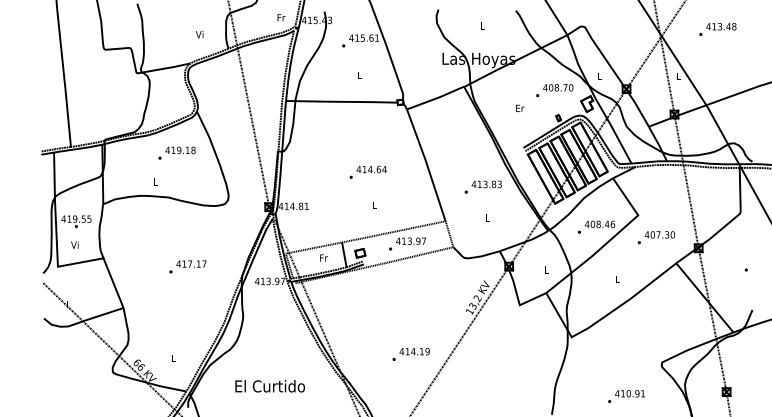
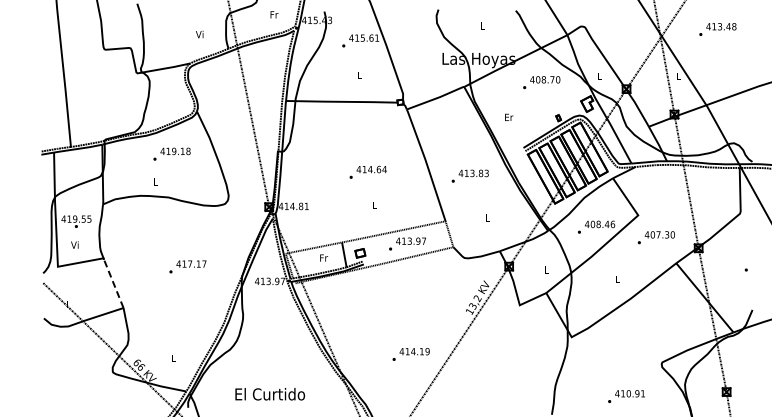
text position: (281, 17) -> (274, 14) (274, 14)
text position: (554, 90) -> (541, 82) (541, 82)
text position: (520, 107) -> (509, 116) (509, 116)
text position: (176, 152) -> (171, 153) (171, 153)
text position: (482, 186) -> (469, 175) (469, 175)
line: solid -> dashed (113, 283)
text position: (269, 386) -> (269, 394) (269, 394)
